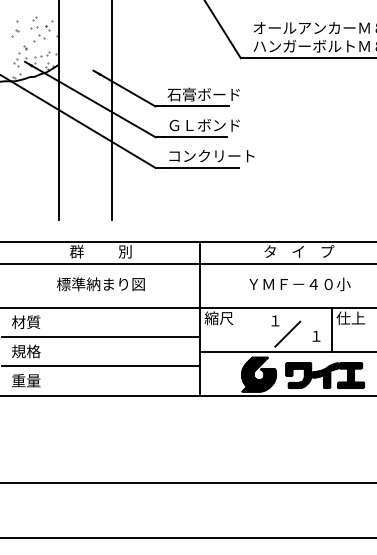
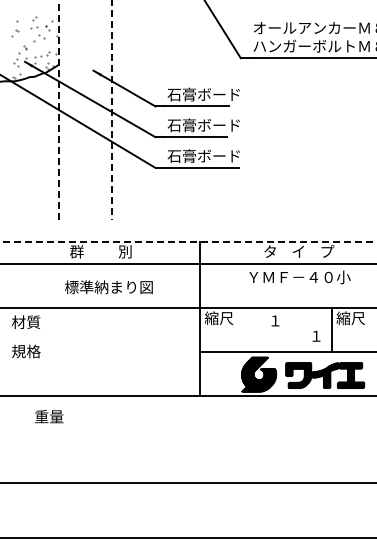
line: solid -> dashed (58, 110)
line: solid -> dashed (111, 110)
text: ＧＬボンド -> 石膏ボード (196, 125)
text: コンクリート -> 石膏ボード (210, 155)
line: solid -> dashed (188, 242)
text position: (100, 284) -> (108, 287) (108, 287)
text position: (299, 284) -> (299, 277) (299, 277)
text: 仕上 -> 縮尺 (350, 318)
line: present -> none (287, 333)
line: present -> none (100, 337)
line: present -> none (100, 366)
text position: (26, 380) -> (49, 416) (49, 416)
